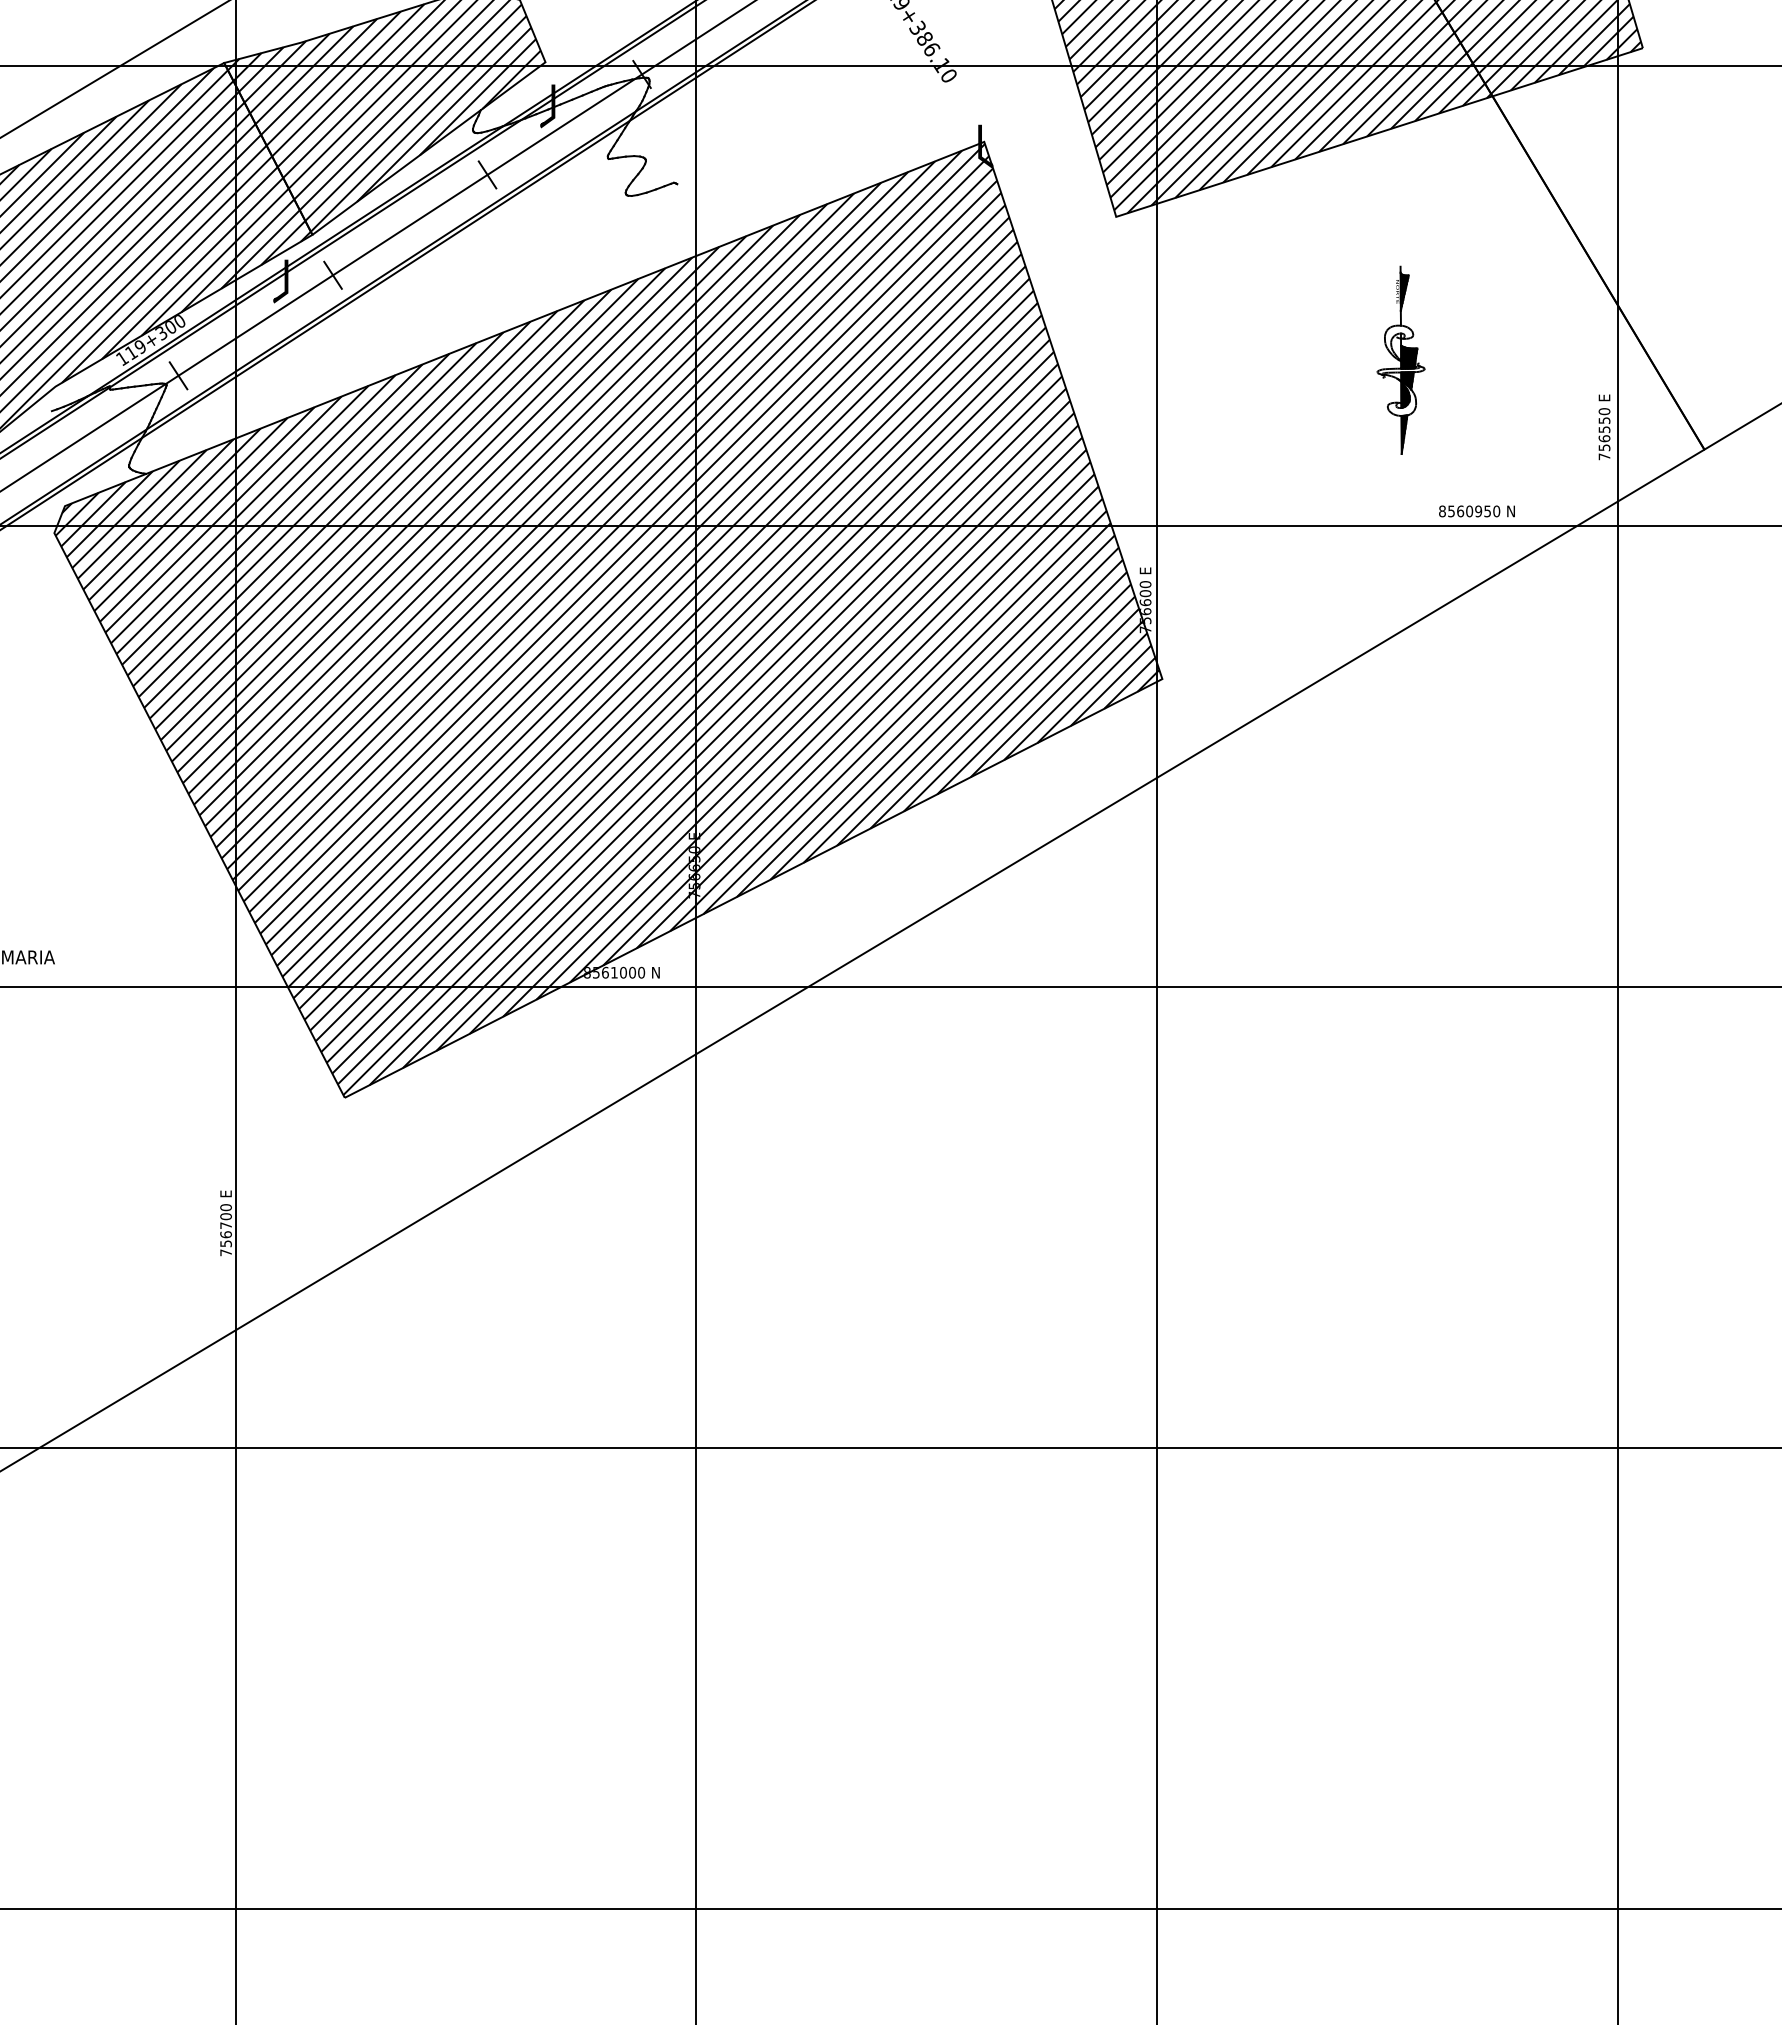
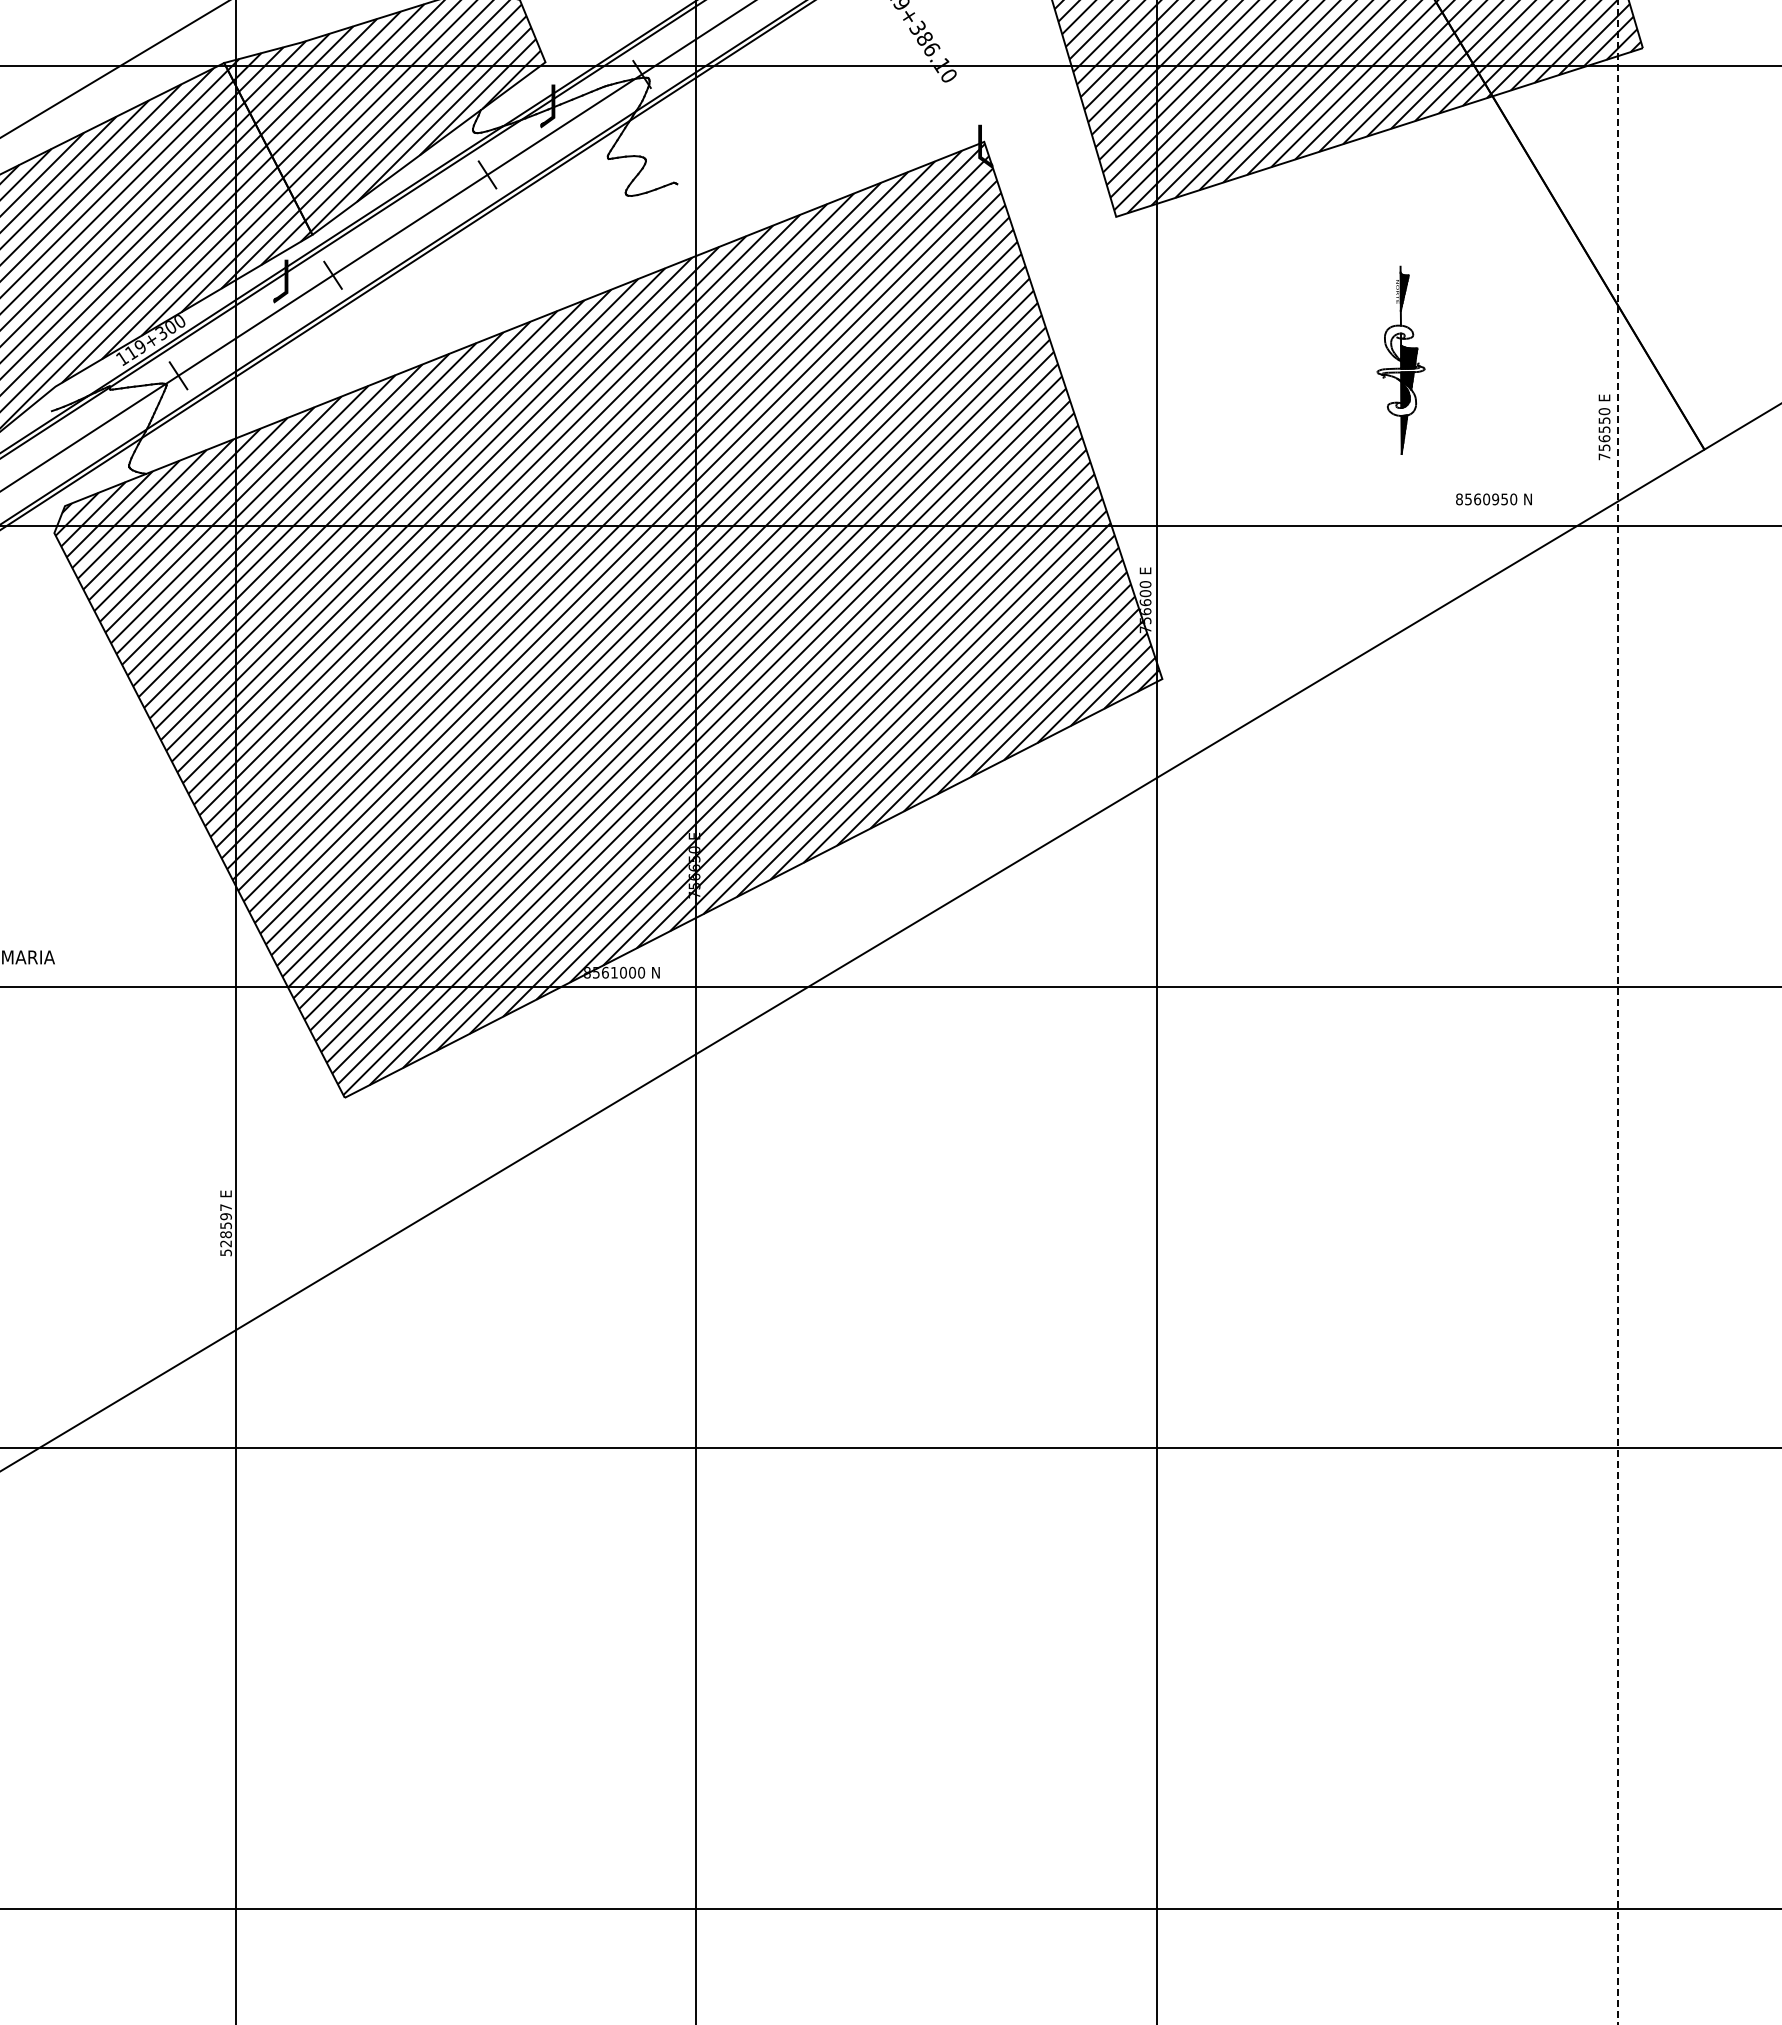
text position: (1476, 511) -> (1493, 499) (1493, 499)
line: solid -> dashed (1617, 1012)
text: 756700 -> 528597 (225, 1230)
